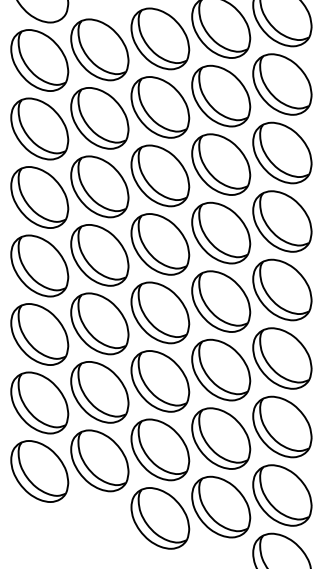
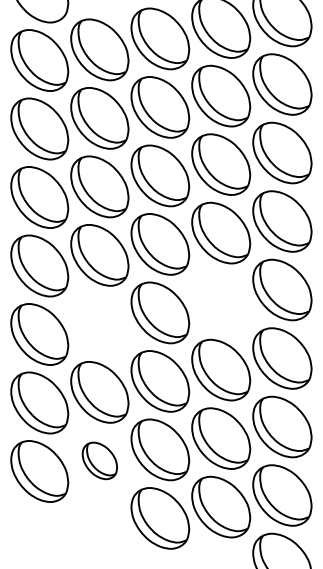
part: present -> none (221, 301)
part: present -> none (99, 323)
part size: 60x64 px -> 37x40 px (99, 460)
